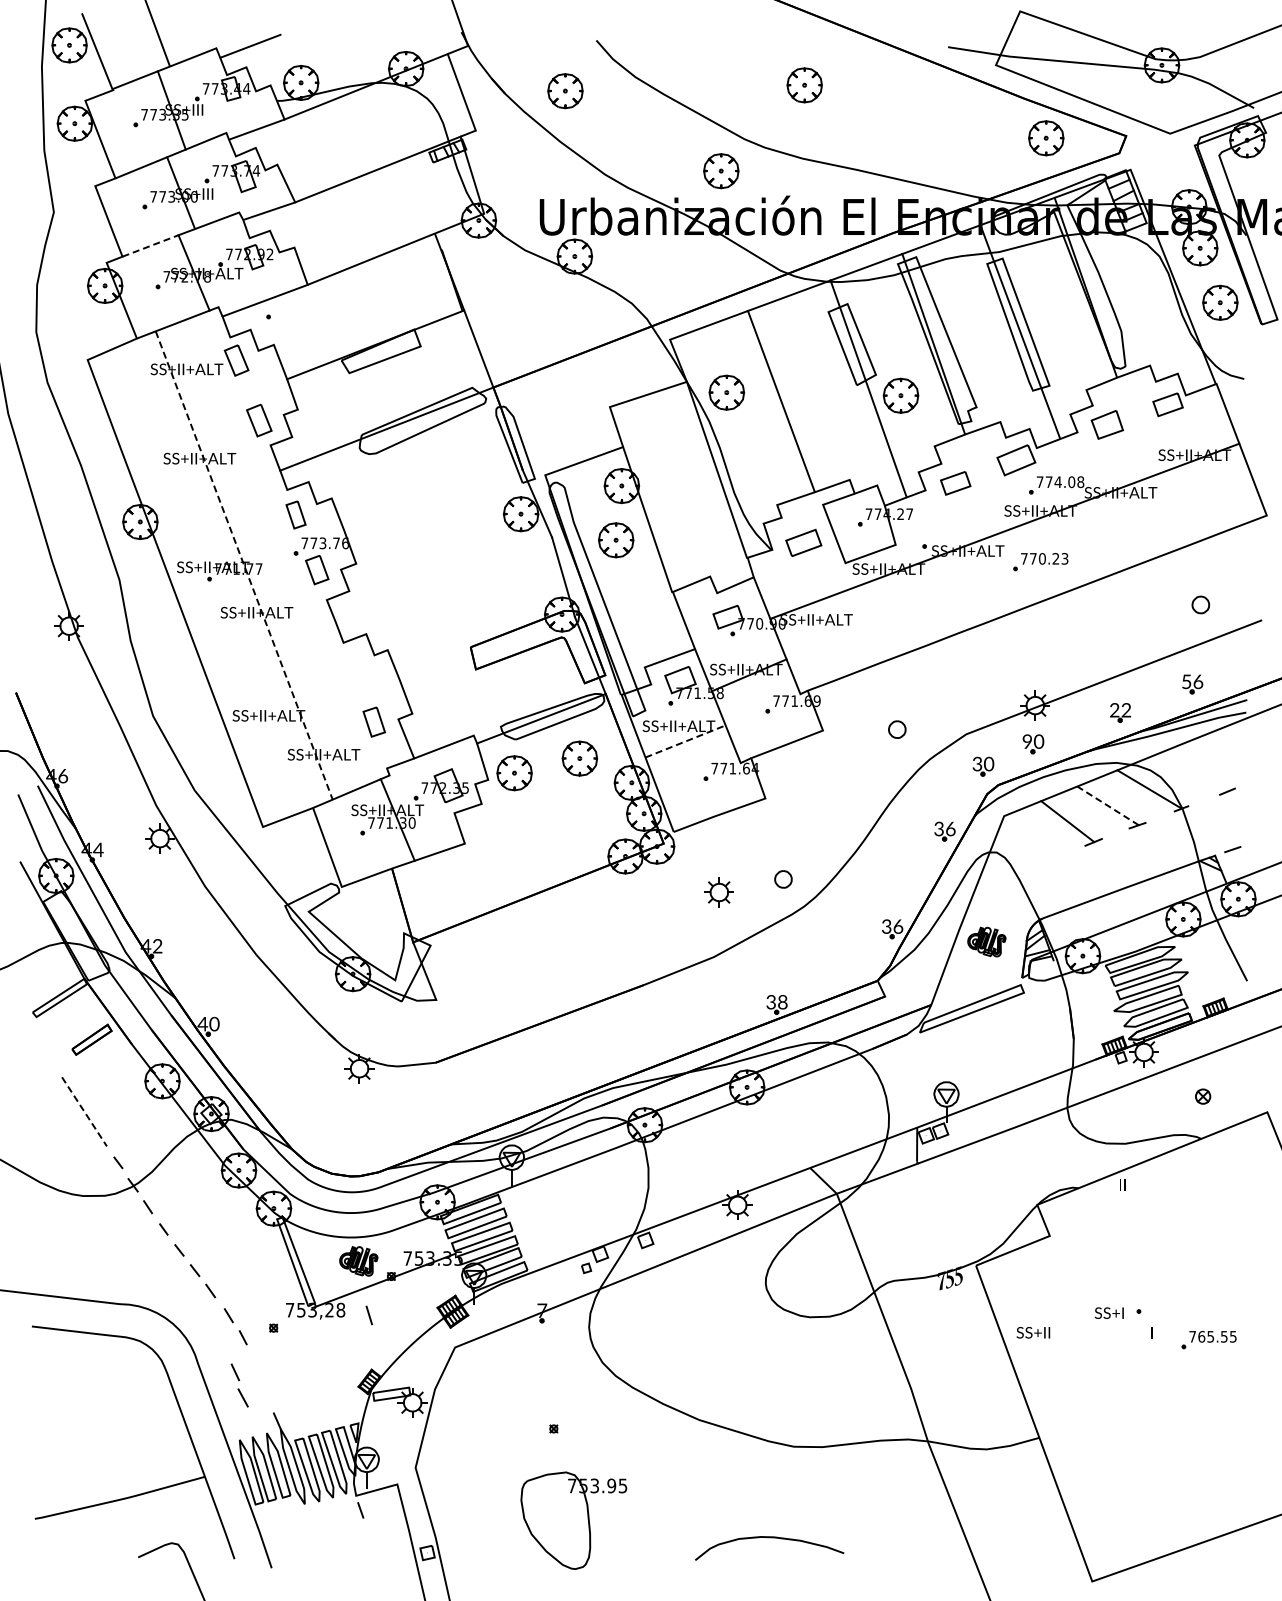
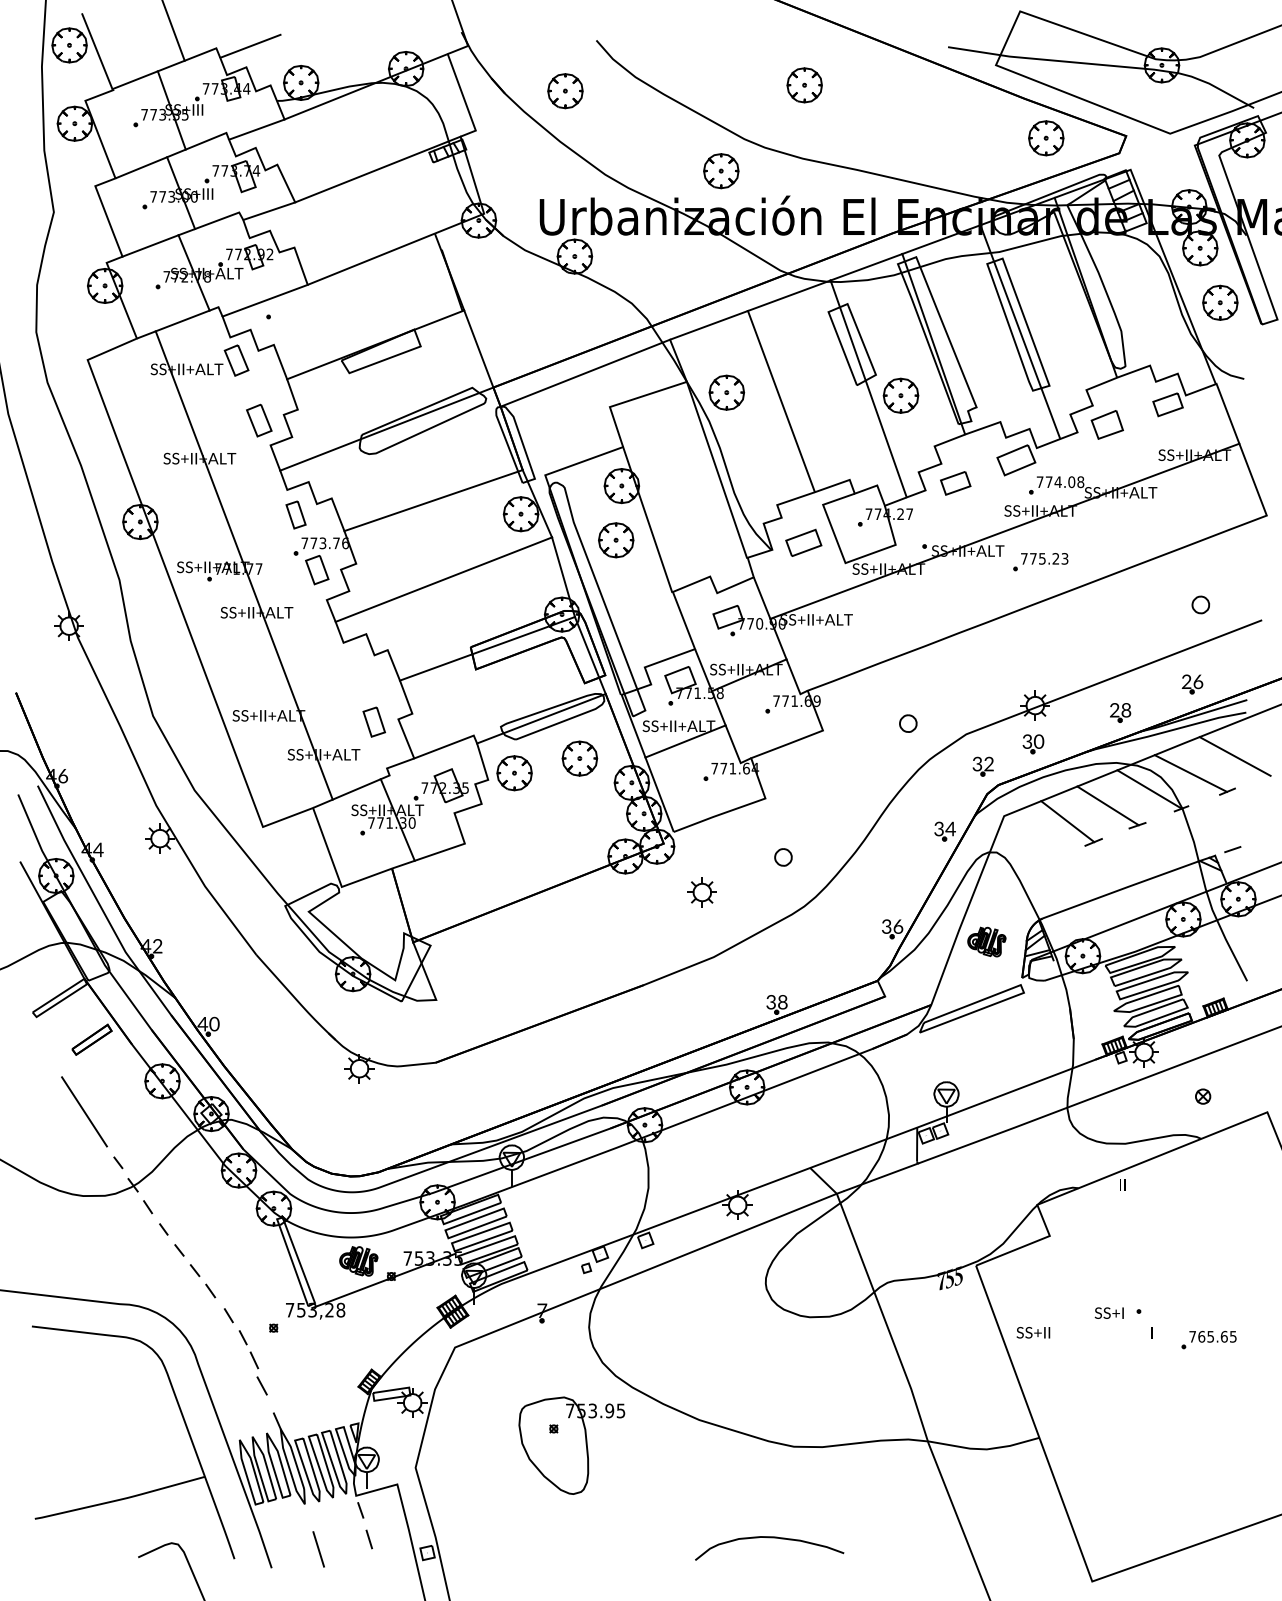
line position: (157, 33) -> (173, 31) (173, 31)
line: dashed -> solid (150, 245)
line: none -> present (585, 372)
line: none -> present (433, 500)
text: 770.23 -> 775.23 (1042, 558)
line: dashed -> solid (244, 565)
line: none -> present (443, 579)
line: none -> present (486, 648)
text: 56 -> 26 (1186, 681)
text: 22 -> 28 (1126, 710)
part position: (897, 729) -> (908, 723) (908, 723)
line: dashed -> solid (686, 741)
text: 90 -> 30 (1027, 741)
line: none -> present (1234, 756)
text: 30 -> 32 (989, 764)
line: none -> present (1190, 773)
line: dashed -> solid (1107, 805)
text: 36 -> 34 (950, 829)
part position: (783, 879) -> (783, 857) (783, 857)
part position: (718, 892) -> (701, 892) (701, 892)
line: dashed -> solid (84, 1112)
line position: (368, 1315) -> (368, 1539) (368, 1539)
text: 765.55 -> 765.65 (1223, 1336)
part position: (239, 1385) -> (258, 1373) (258, 1373)
part position: (573, 1520) -> (571, 1445) (571, 1445)
line: none -> present (318, 1549)
